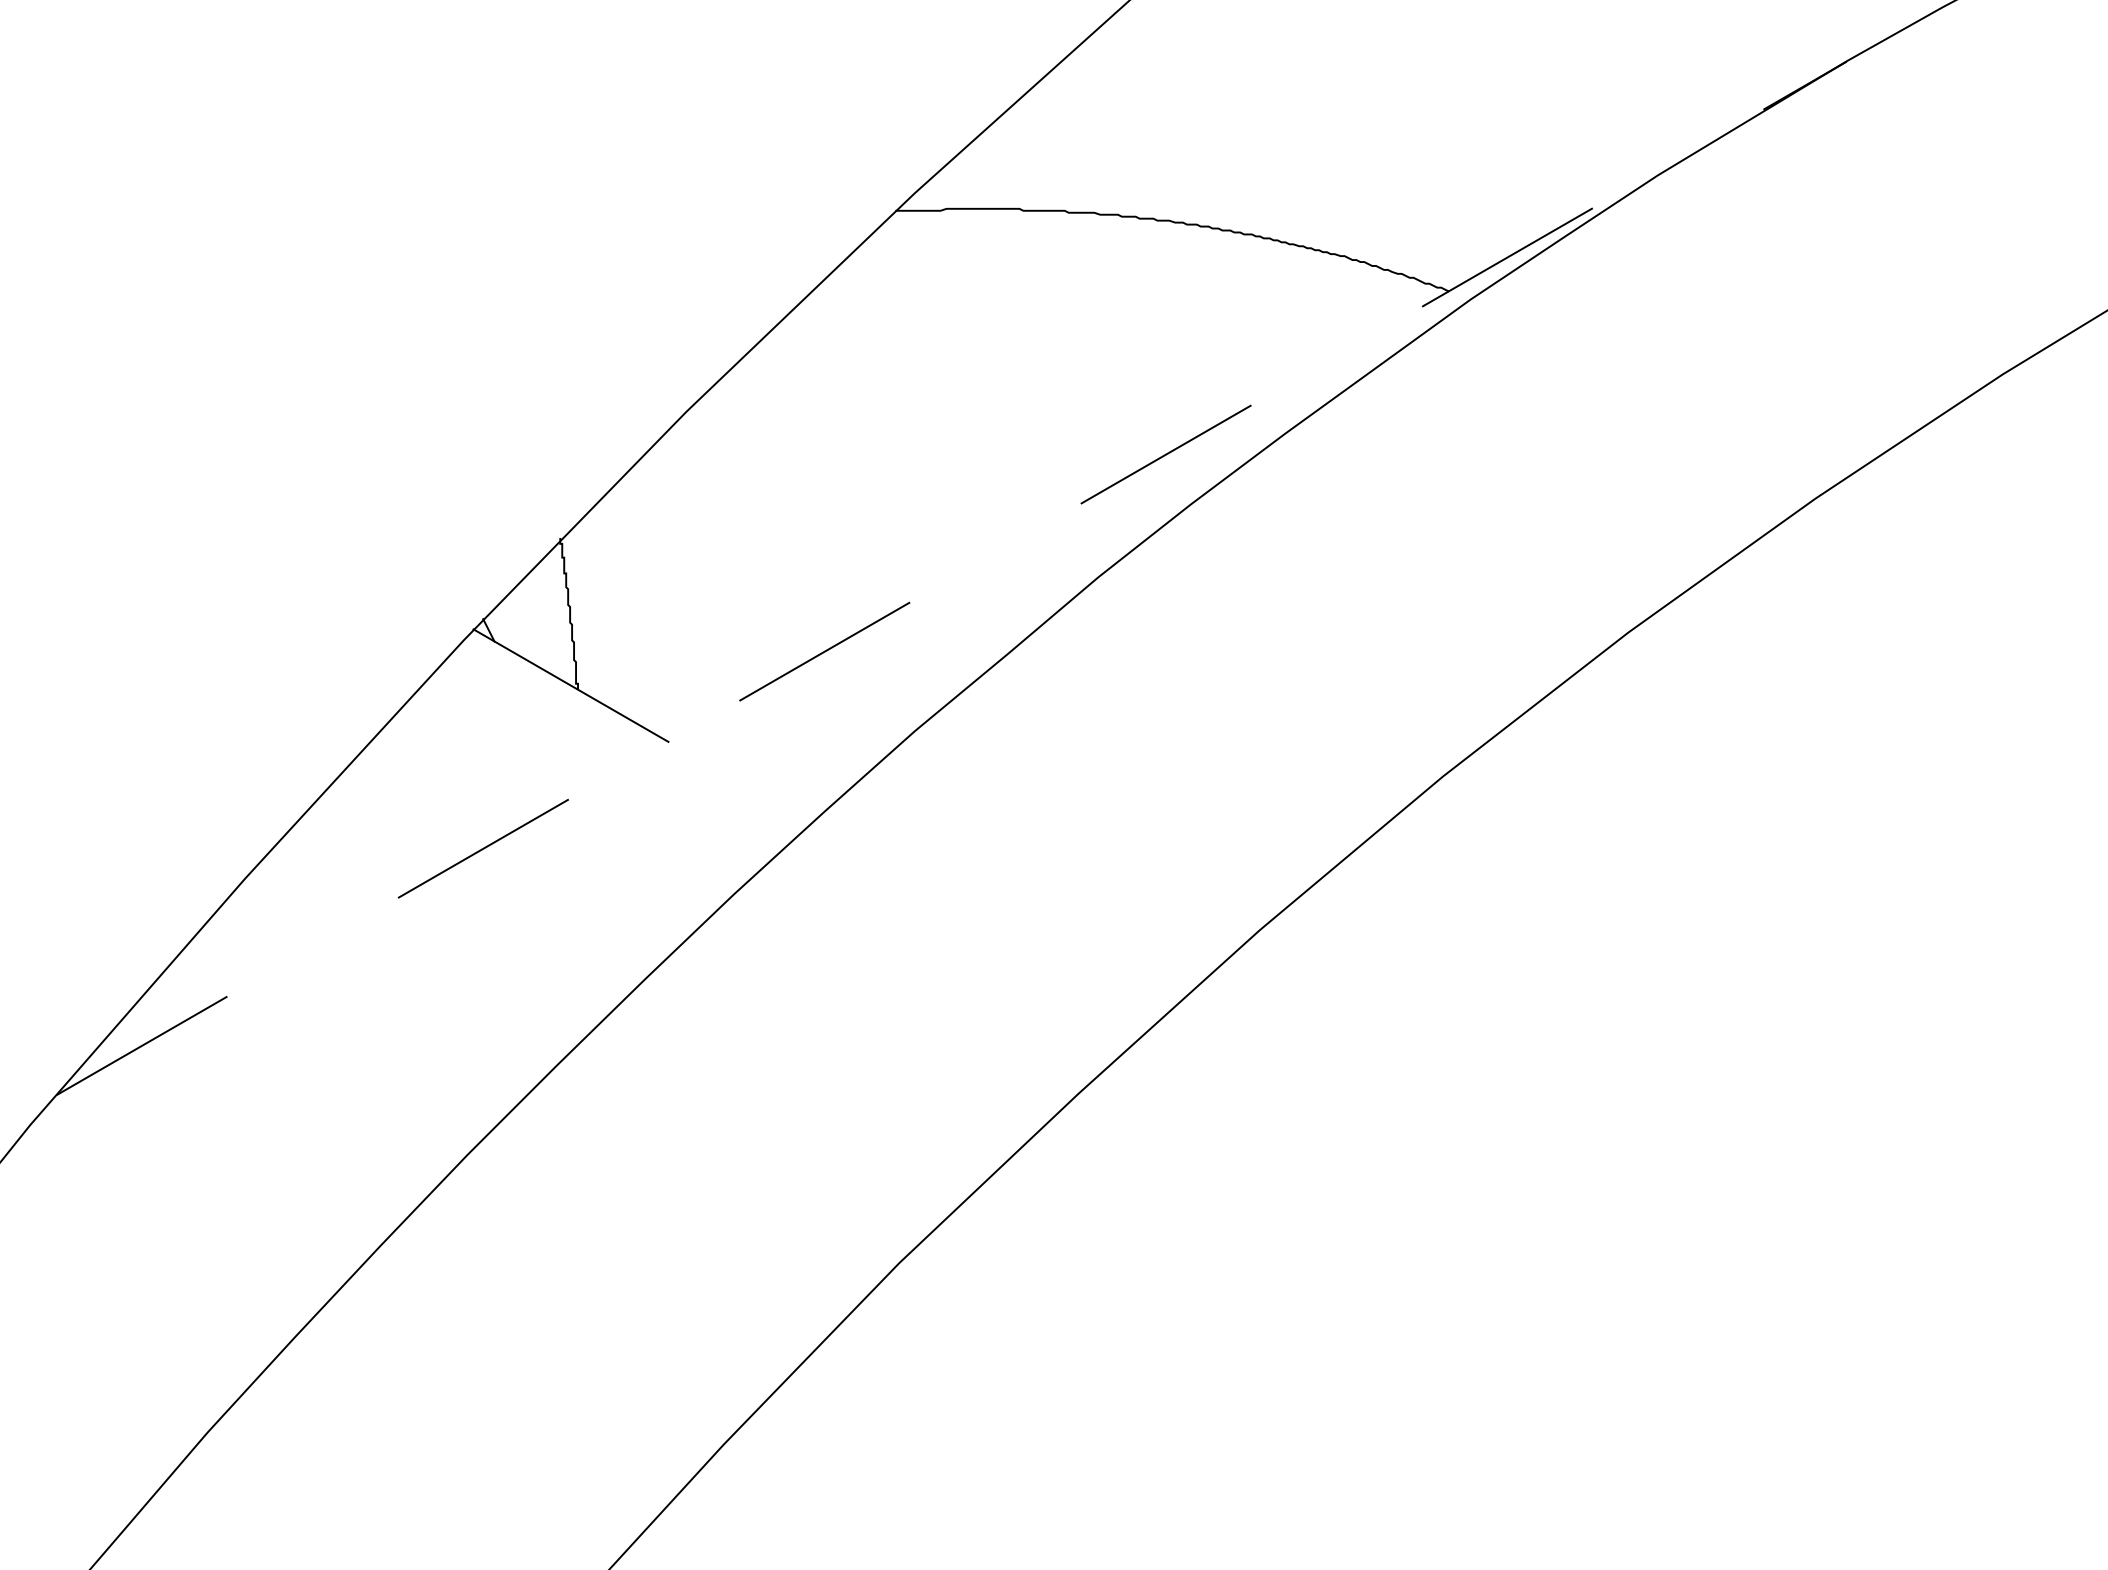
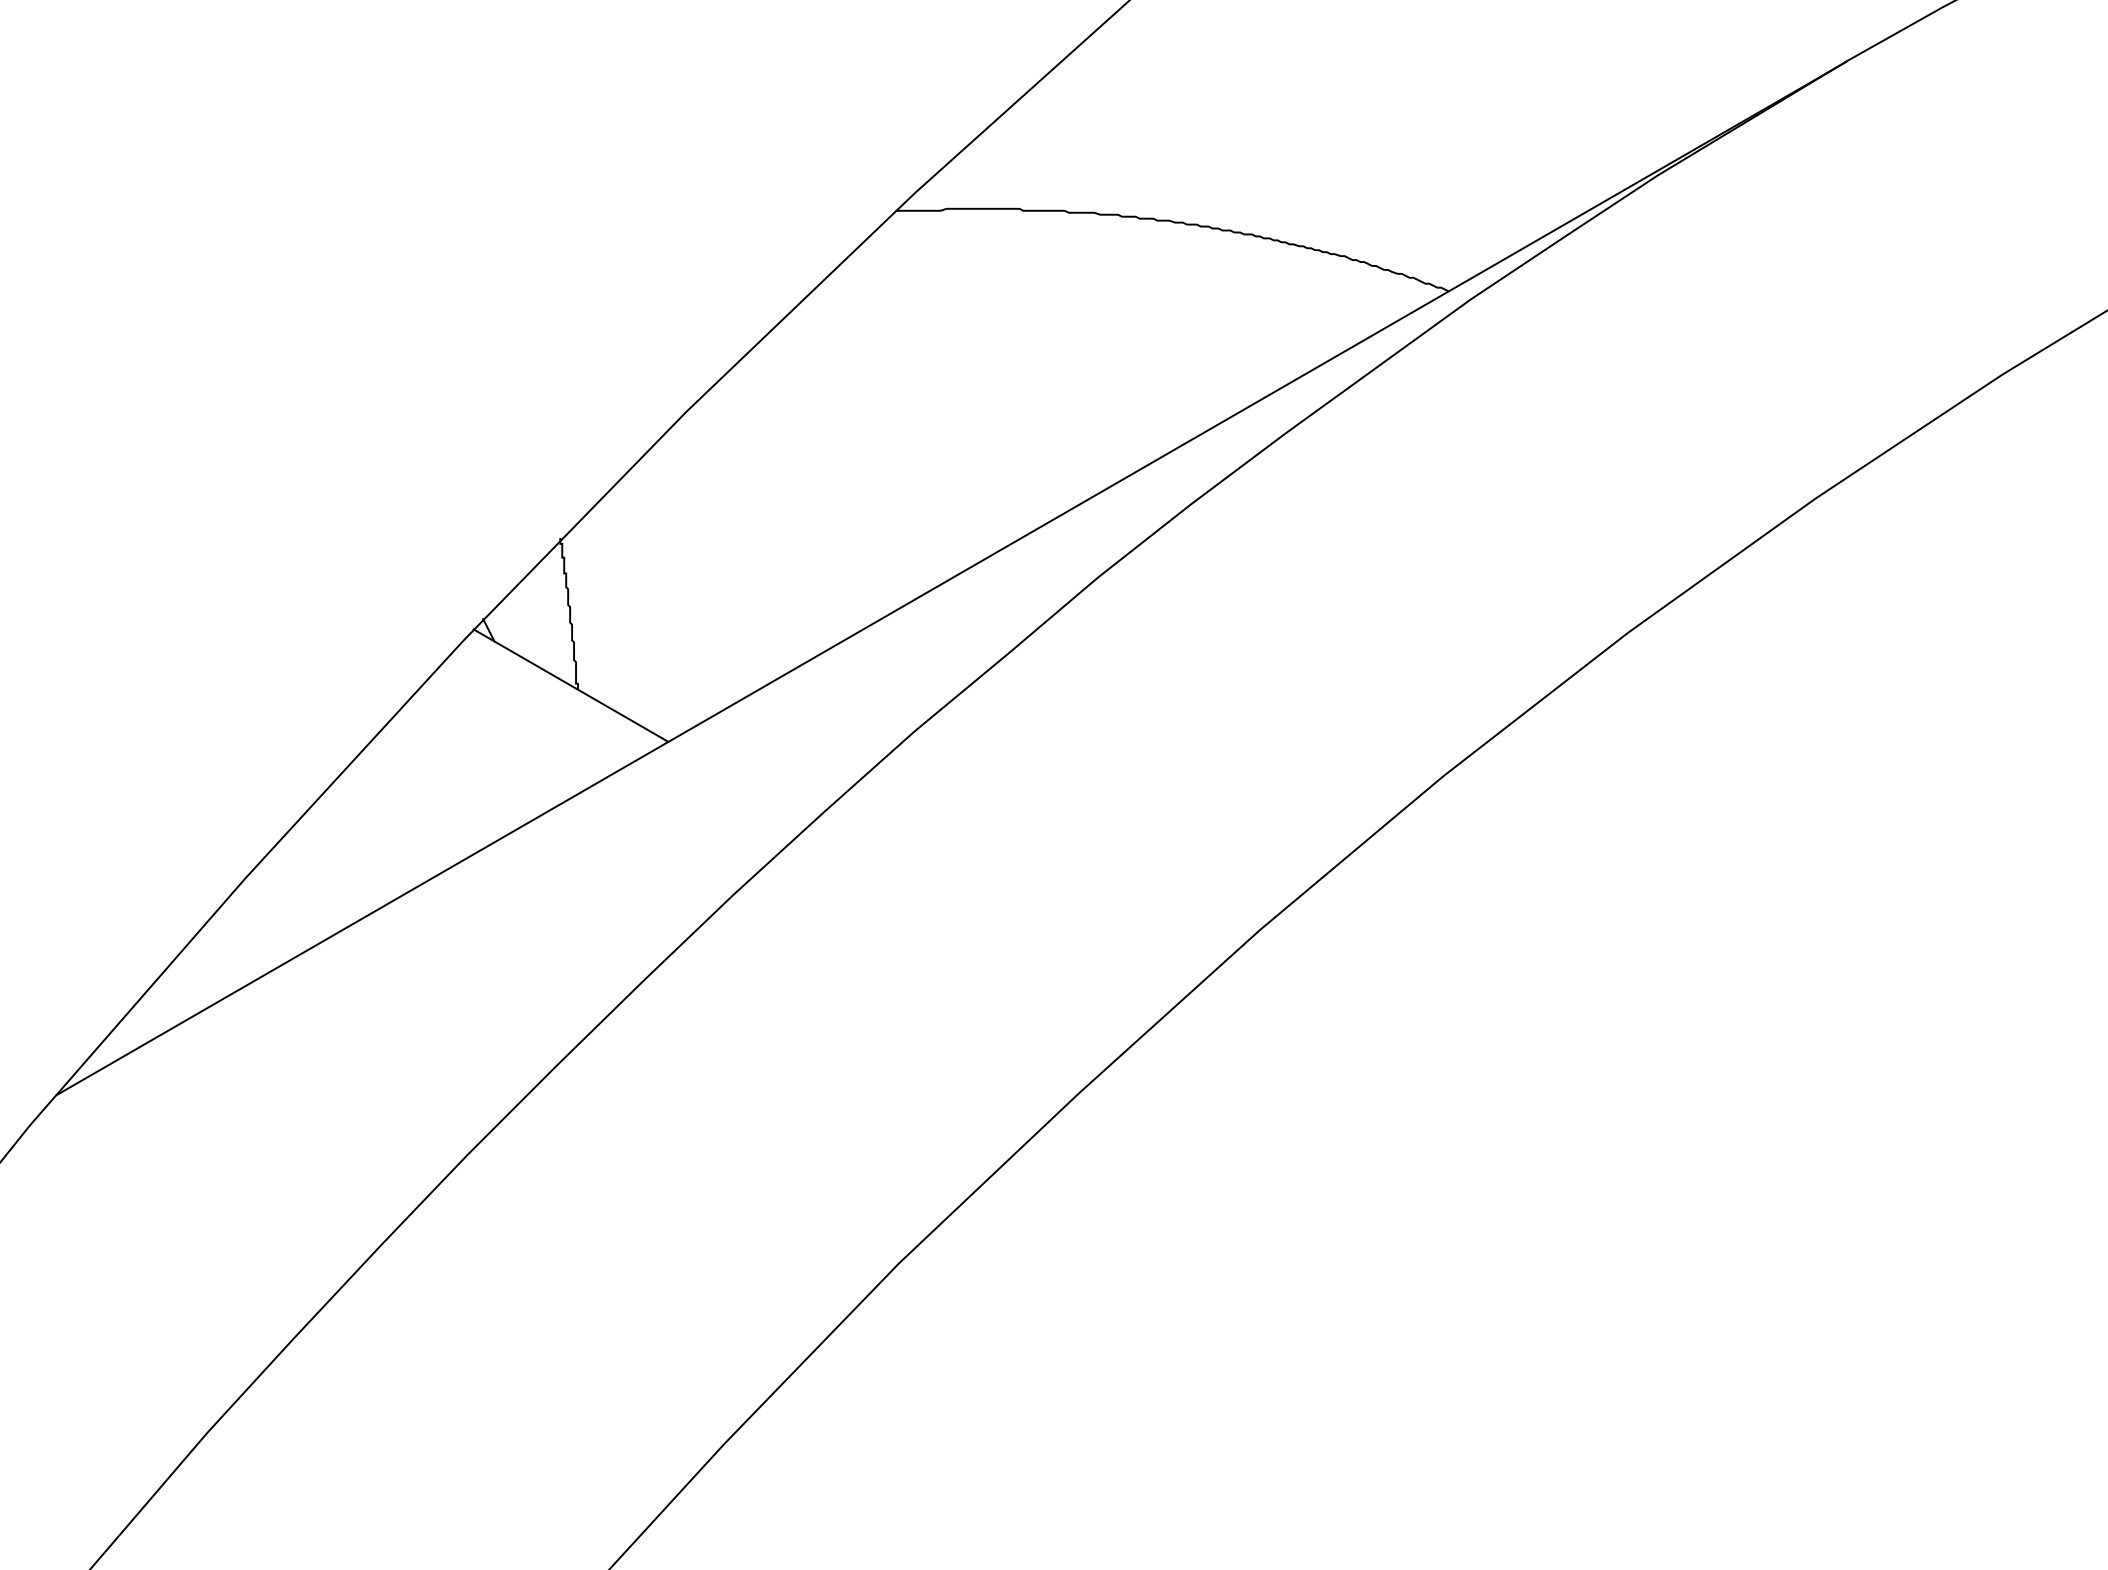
line: dashed -> solid (952, 578)
